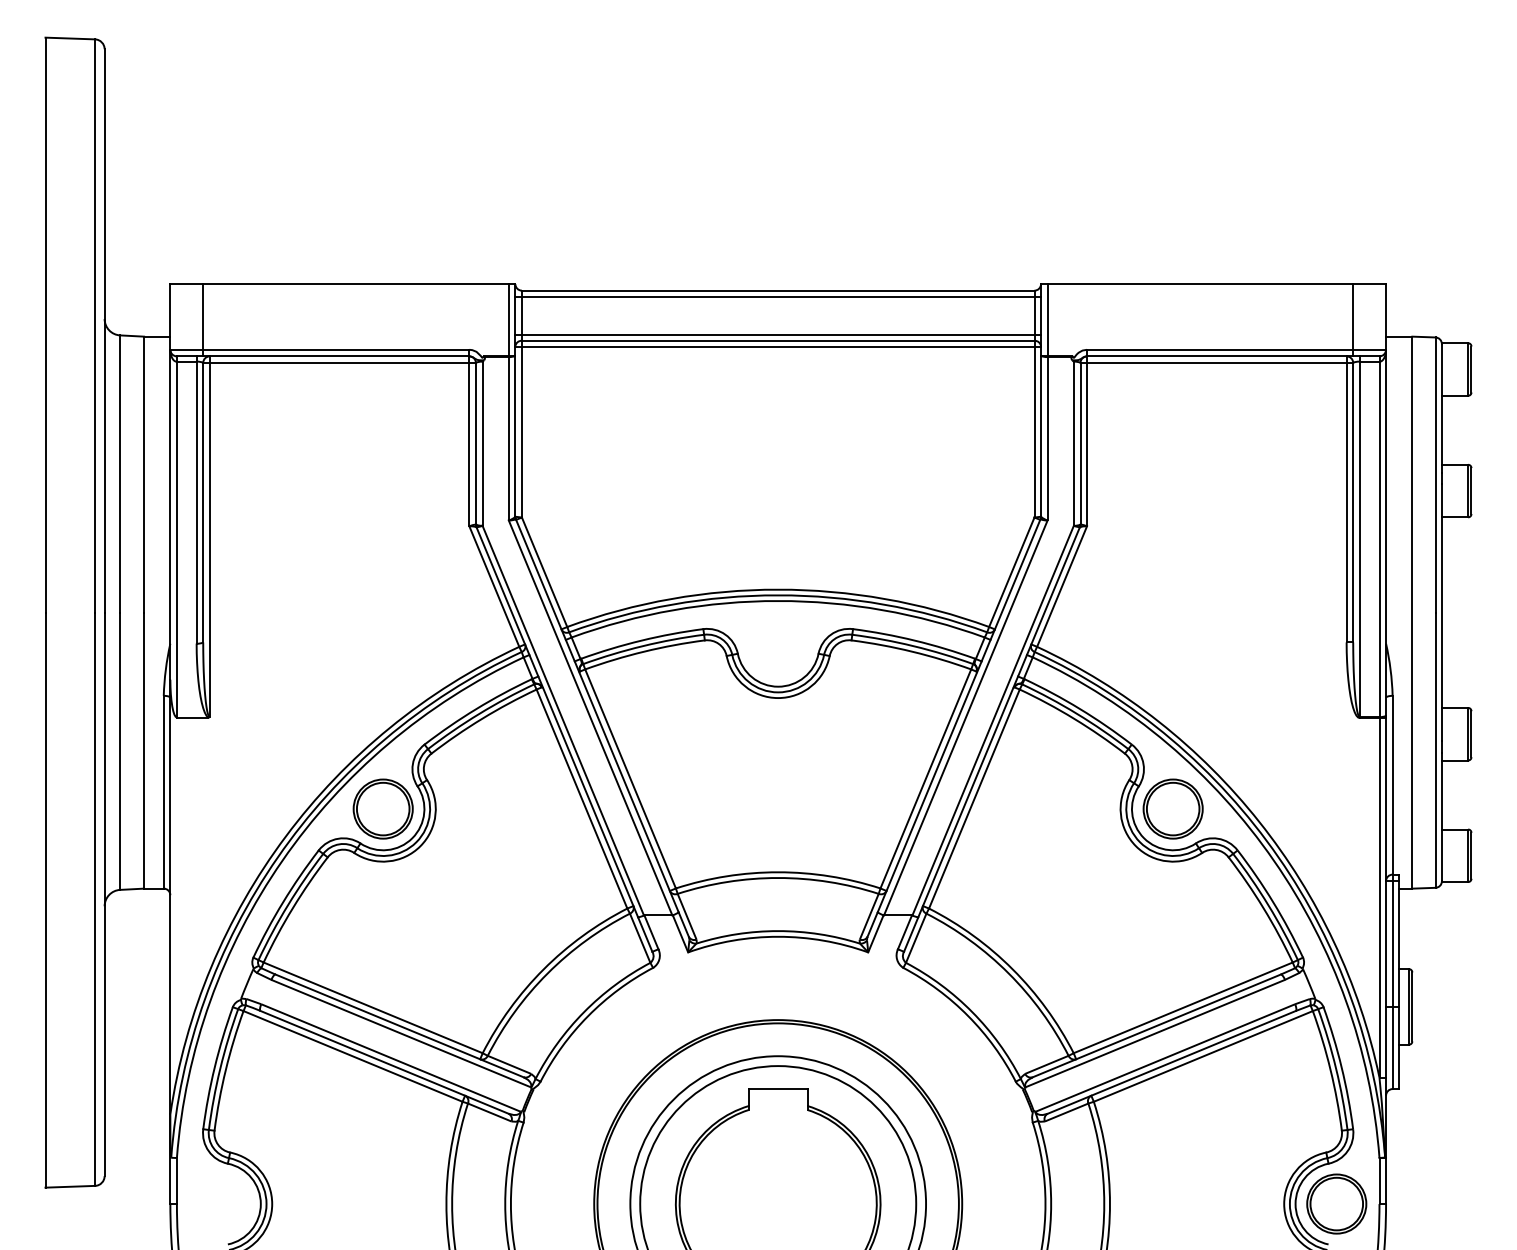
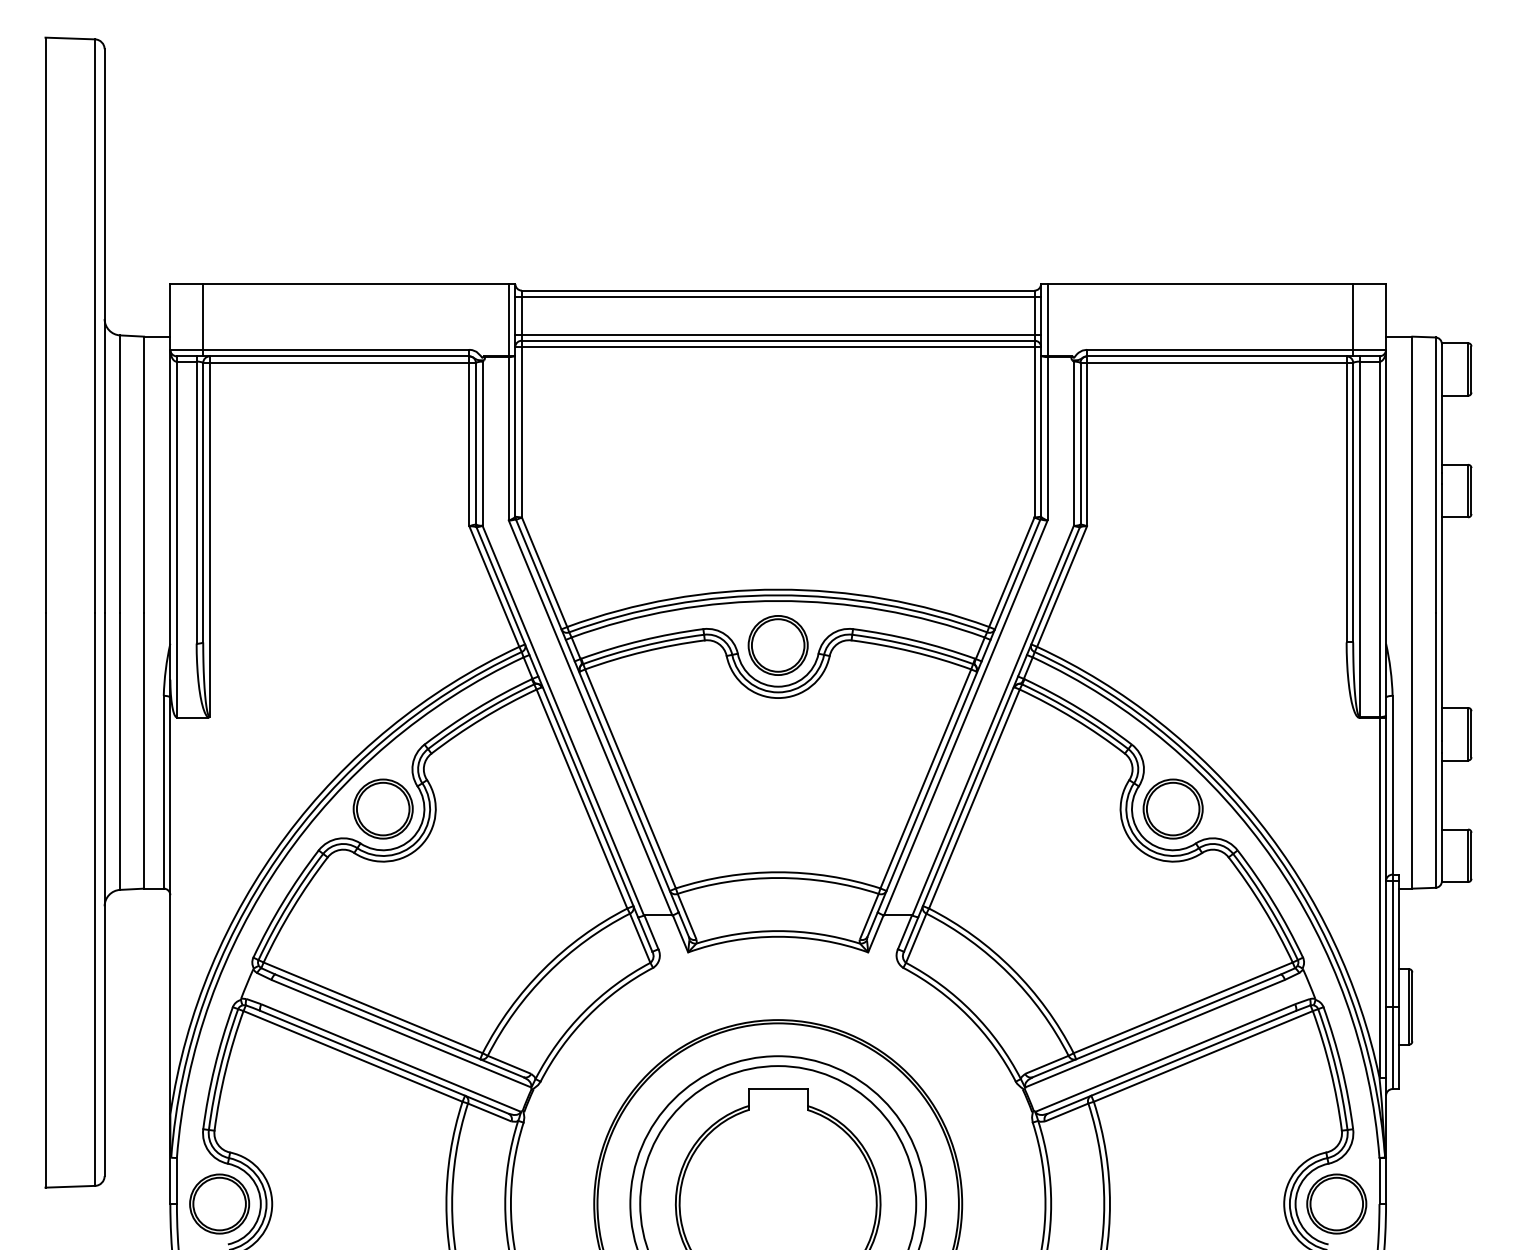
part: none -> present (777, 645)
part: none -> present (219, 1203)
